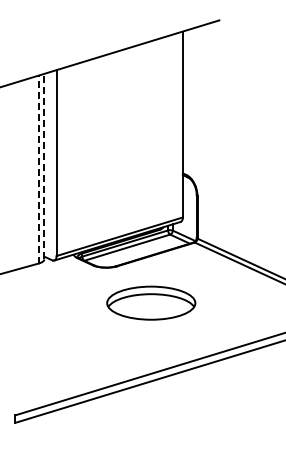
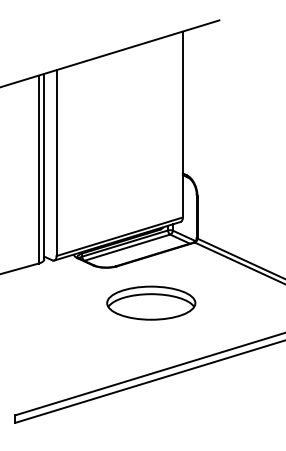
line: dashed -> solid (44, 166)
line: dashed -> solid (38, 169)
